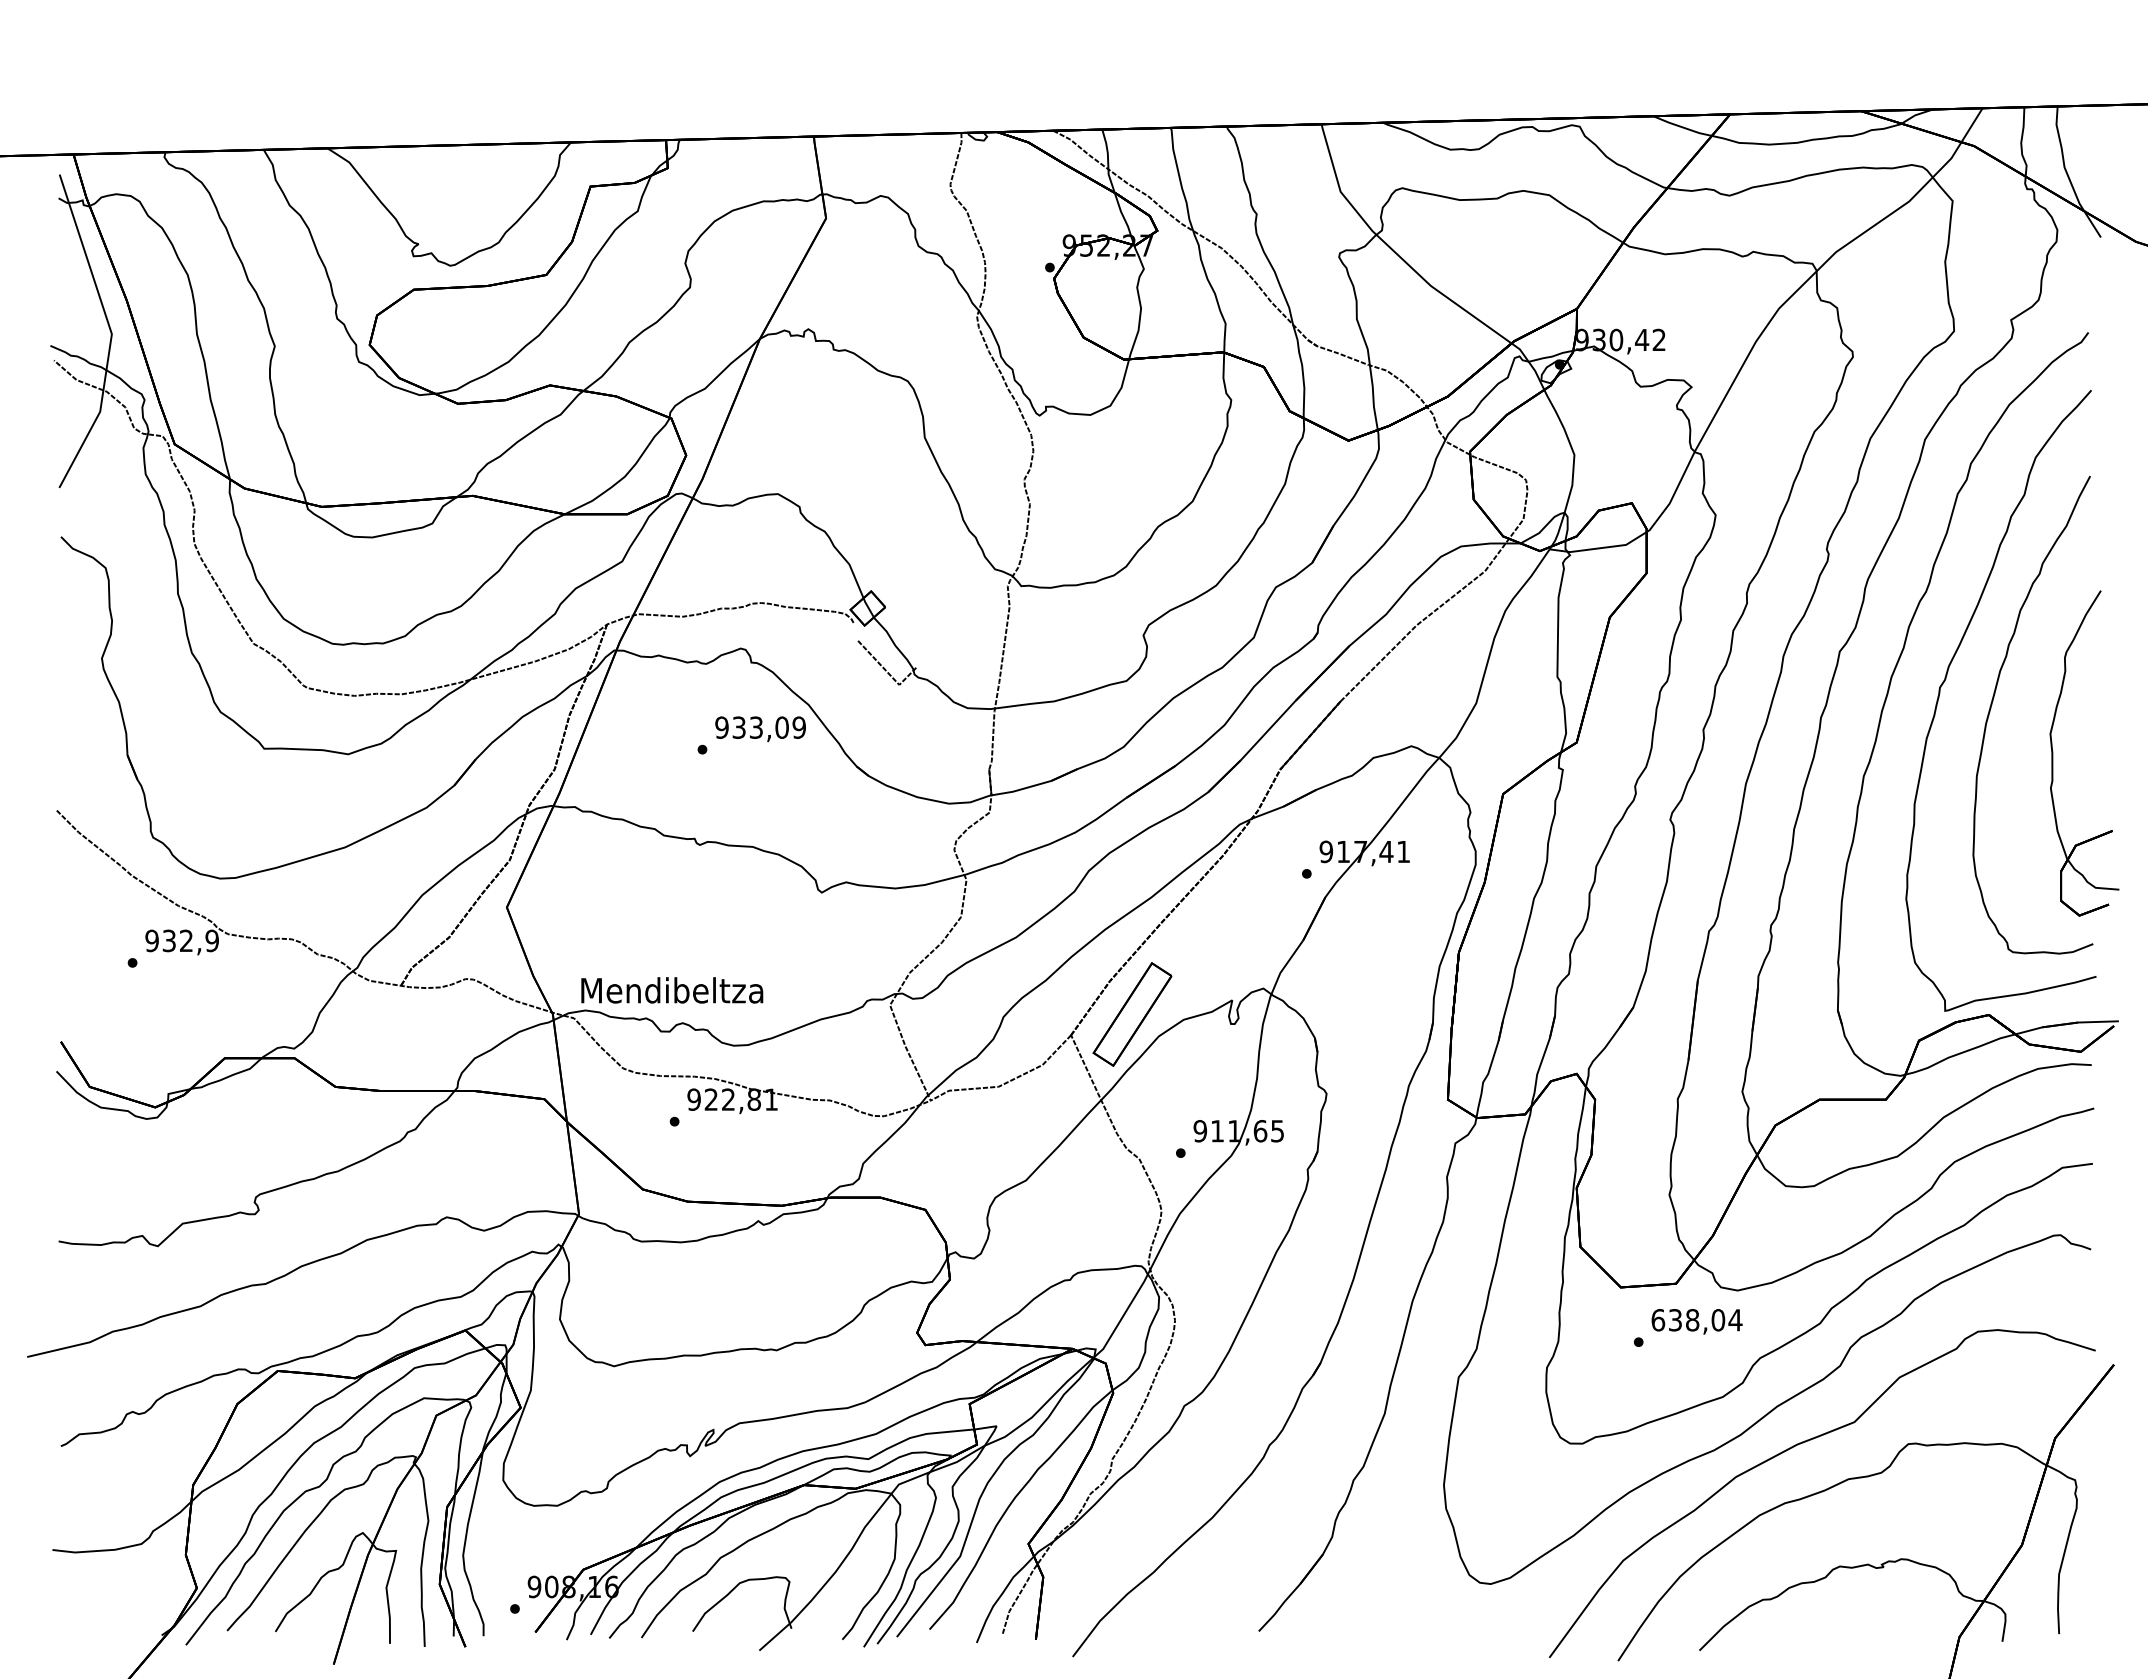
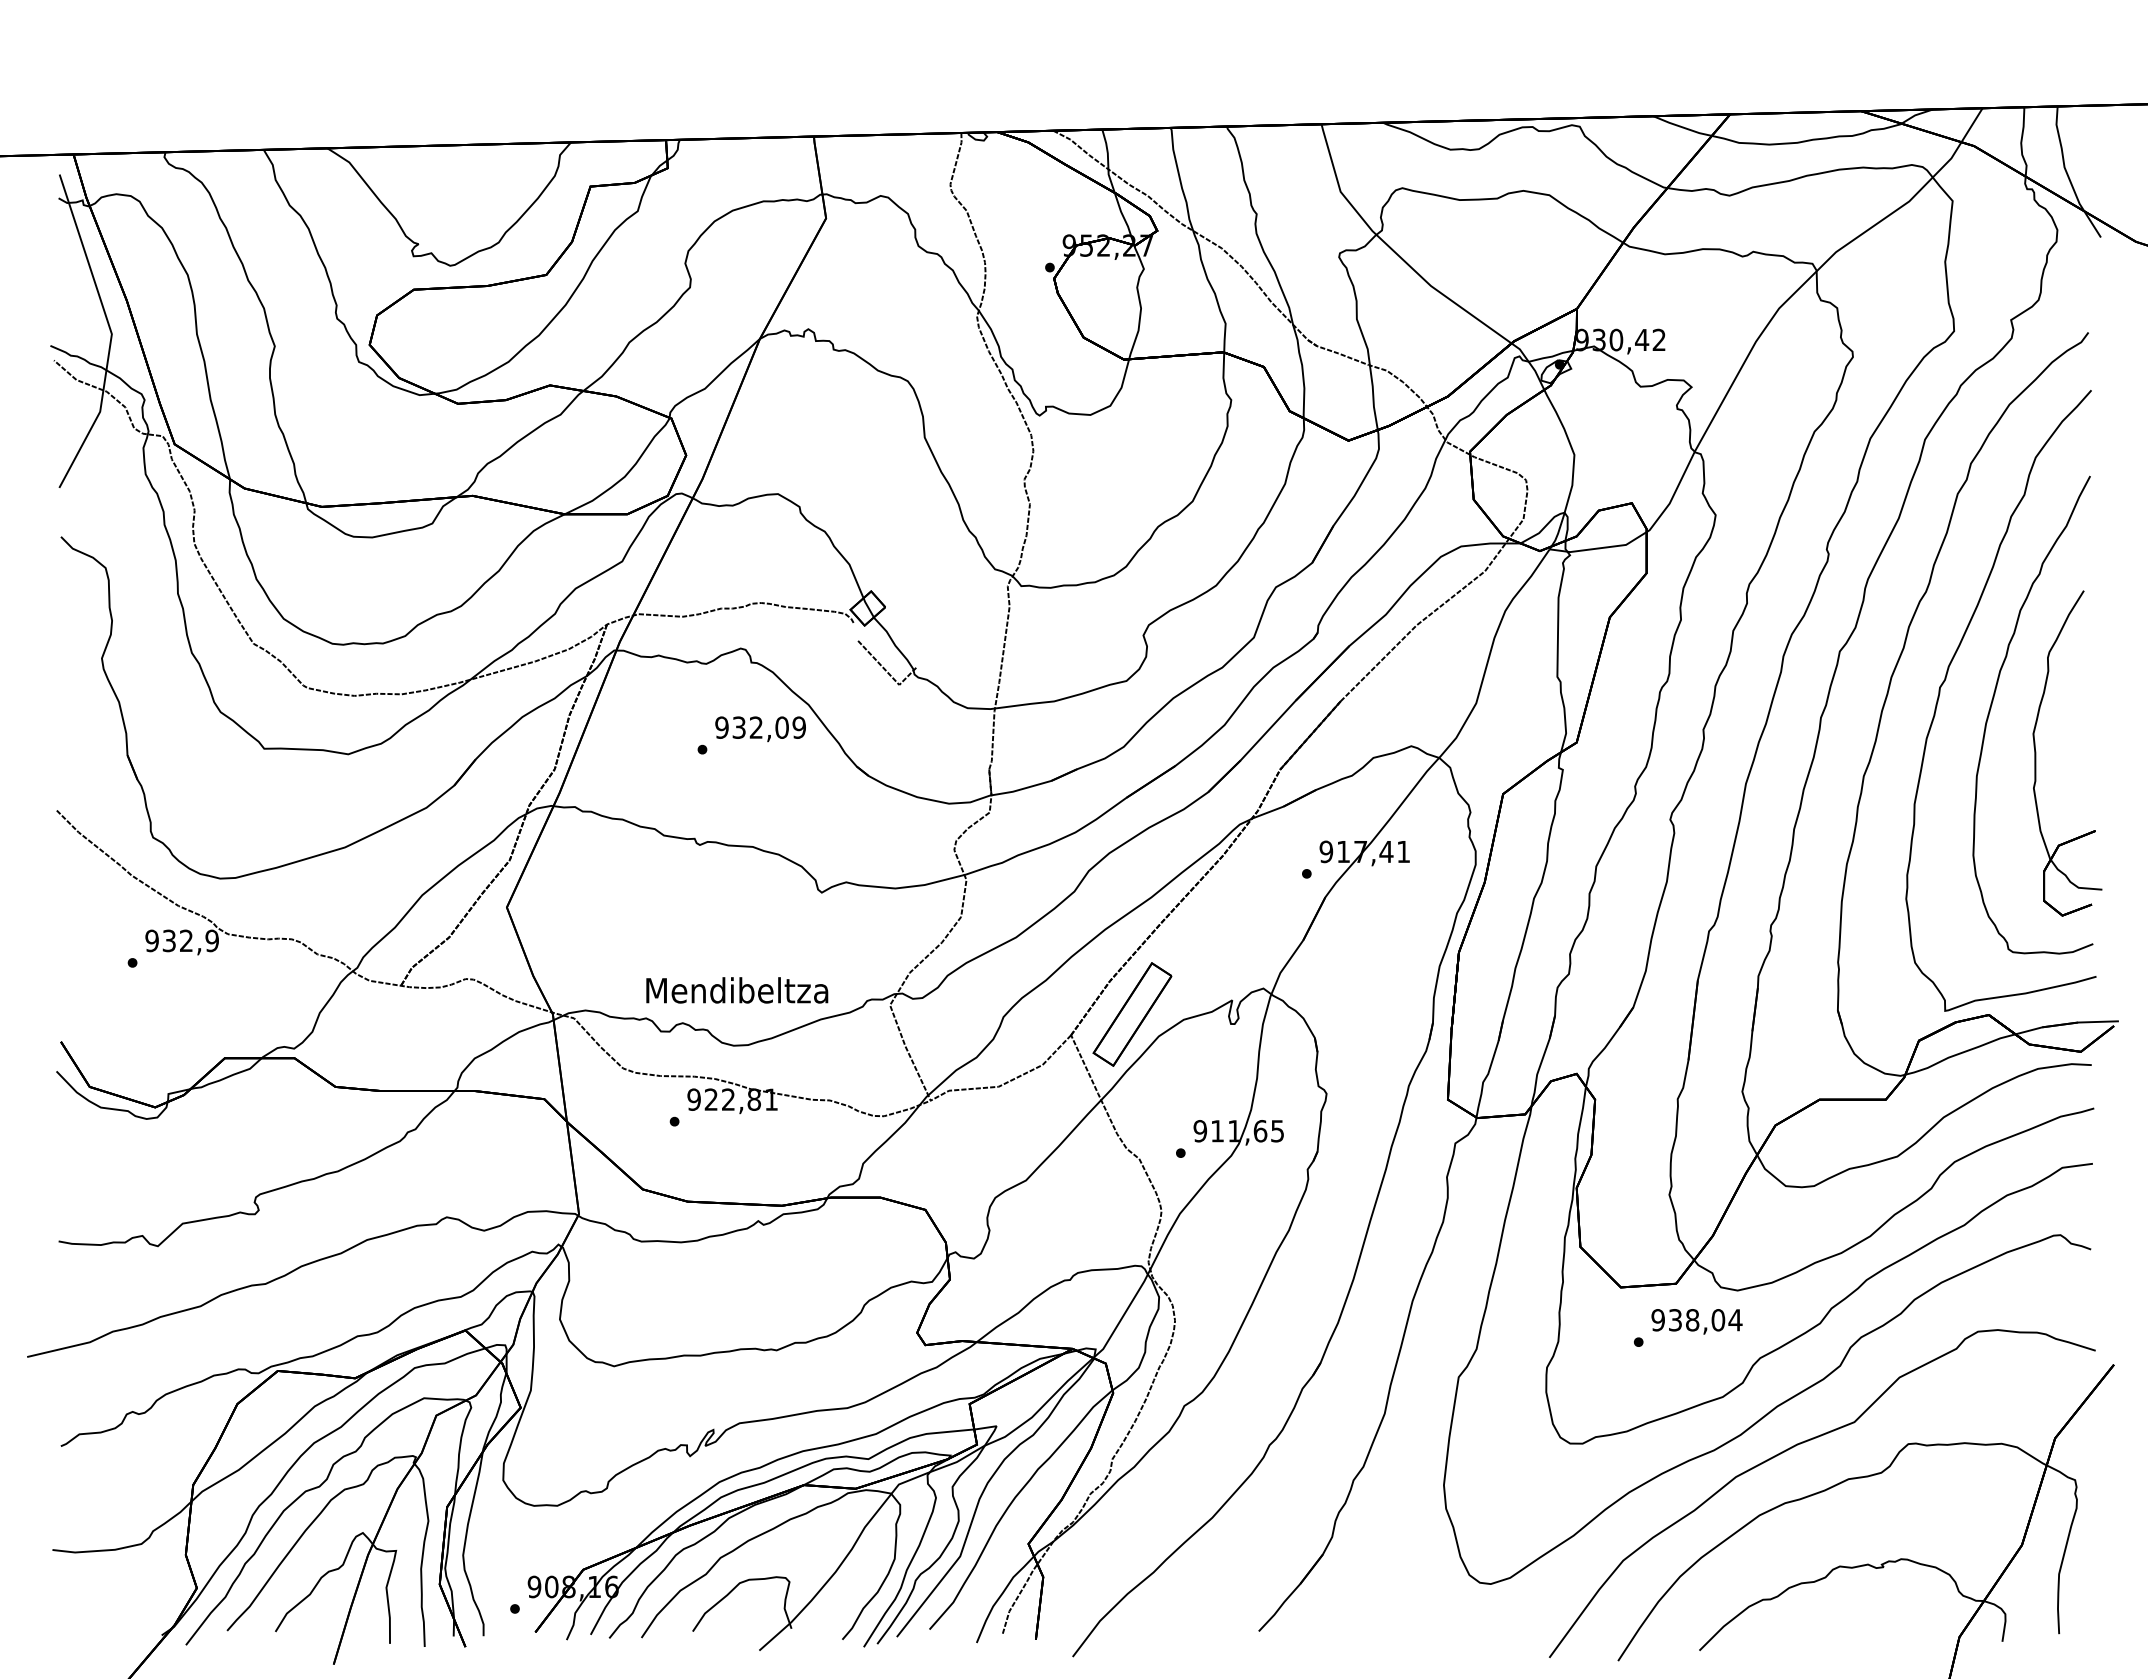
text: 933,09 -> 932,09 (755, 727)
part position: (2053, 753) -> (2036, 753) (2036, 753)
text position: (672, 990) -> (737, 990) (737, 990)
text: 638,04 -> 938,04 (1658, 1320)
